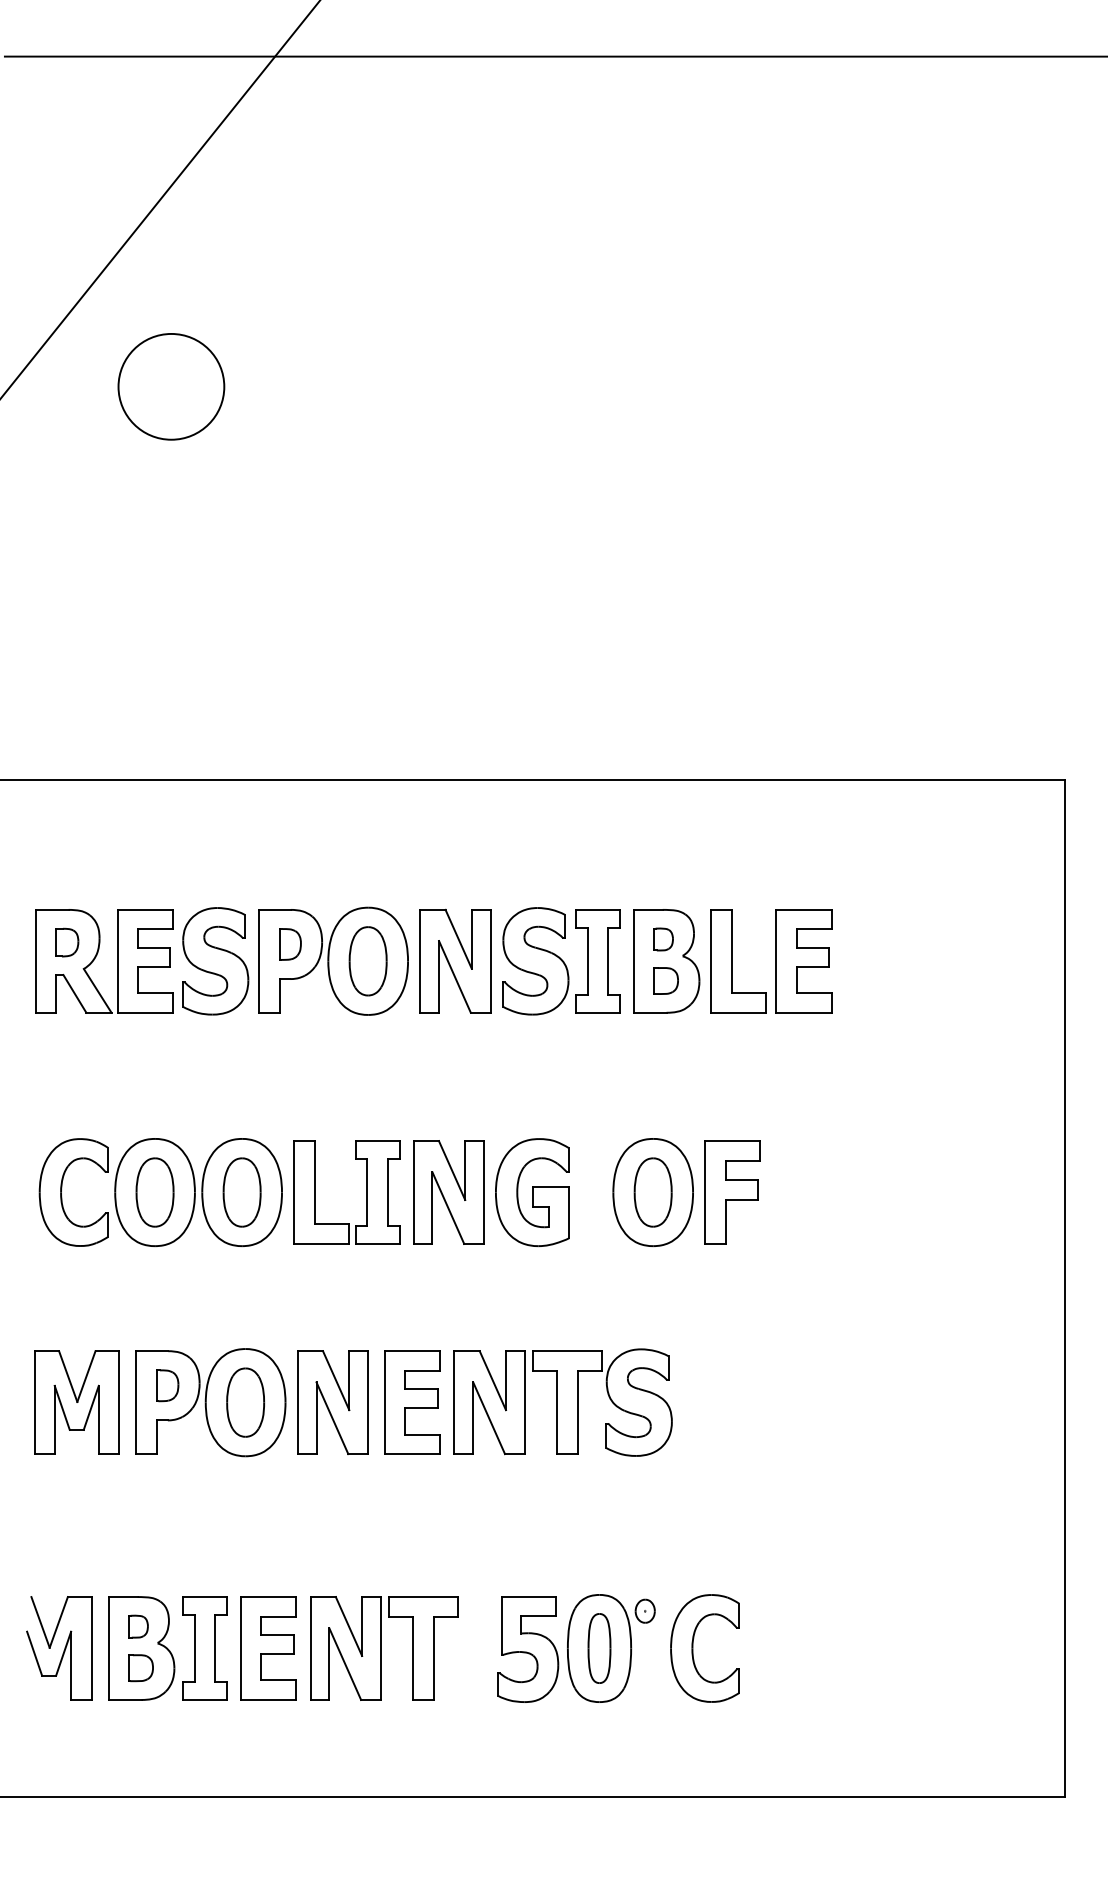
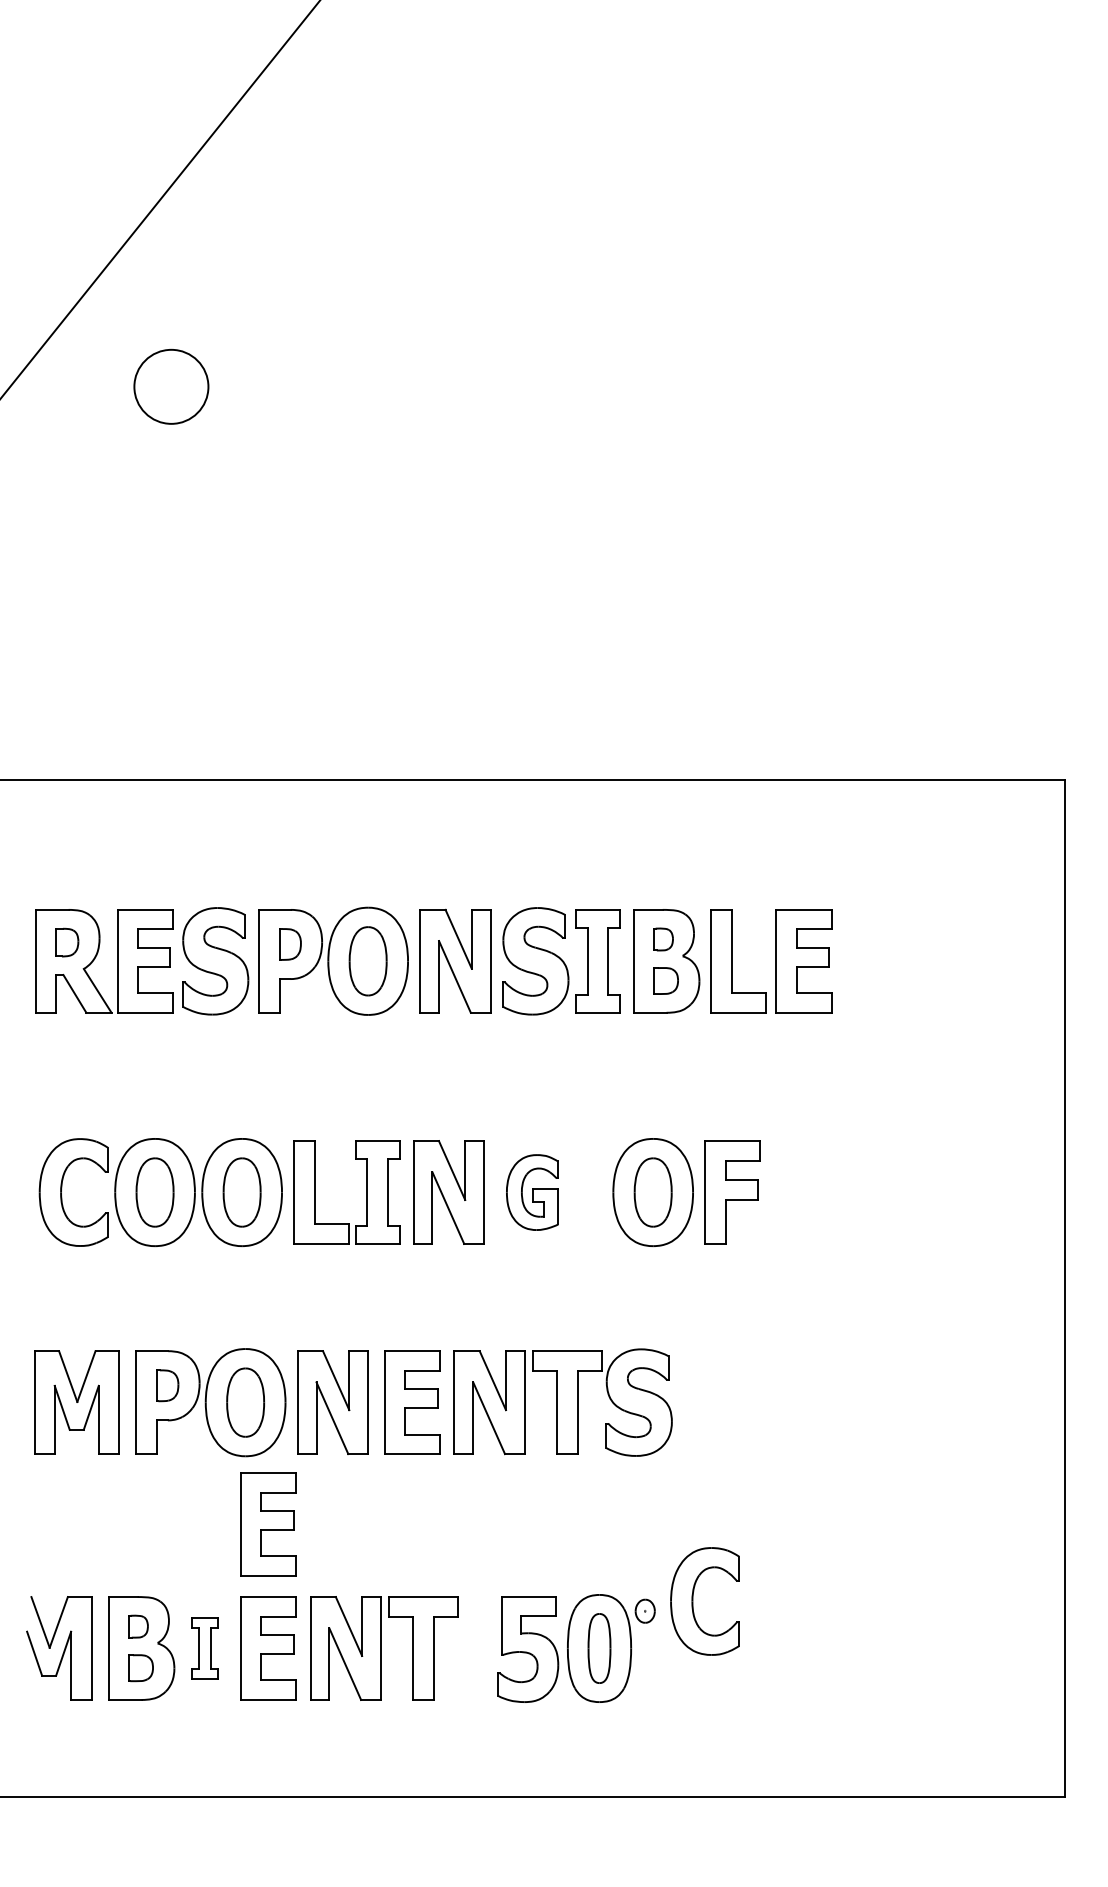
line: present -> none (554, 56)
circle diameter: 106 px -> 74 px (171, 386)
part size: 75x109 px -> 53x77 px (532, 1192)
part: none -> present (268, 1524)
part size: 46x105 px -> 28x63 px (204, 1648)
part position: (693, 1648) -> (693, 1601) (693, 1601)
